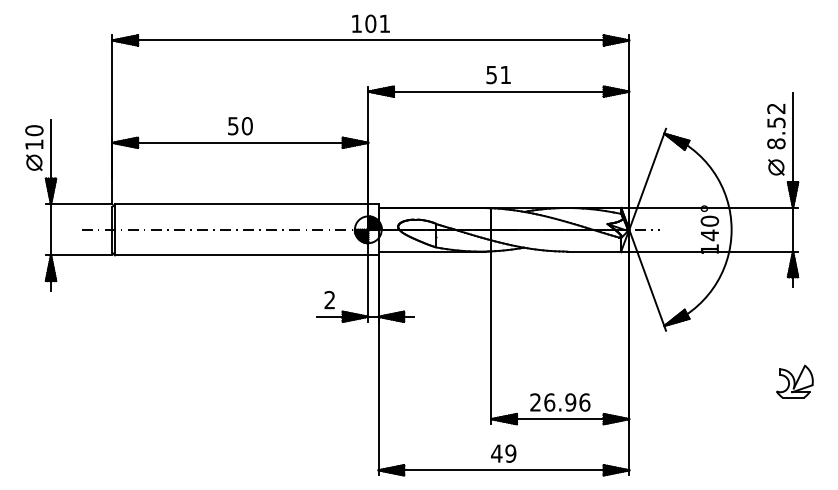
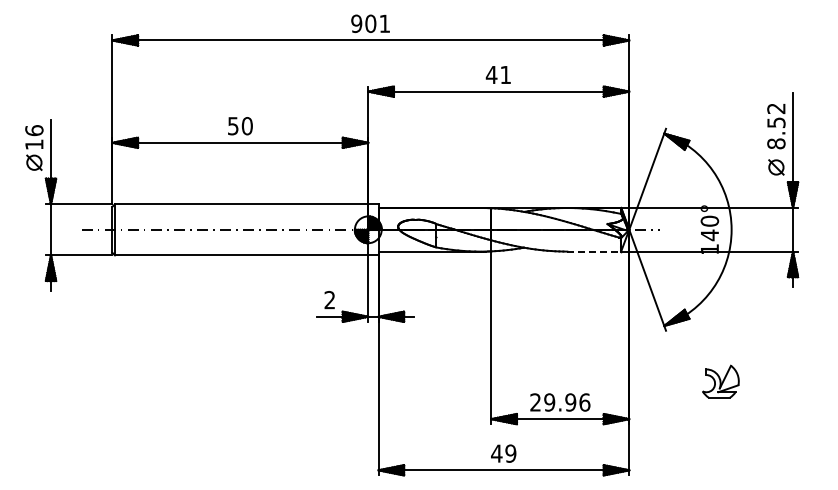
text: 101 -> 901 (356, 23)
text: 51 -> 41 (491, 75)
text: 10 -> 16 (34, 130)
line: solid -> dashed (594, 251)
part position: (794, 381) -> (720, 381) (720, 381)
text: 26.96 -> 29.96 (549, 402)
